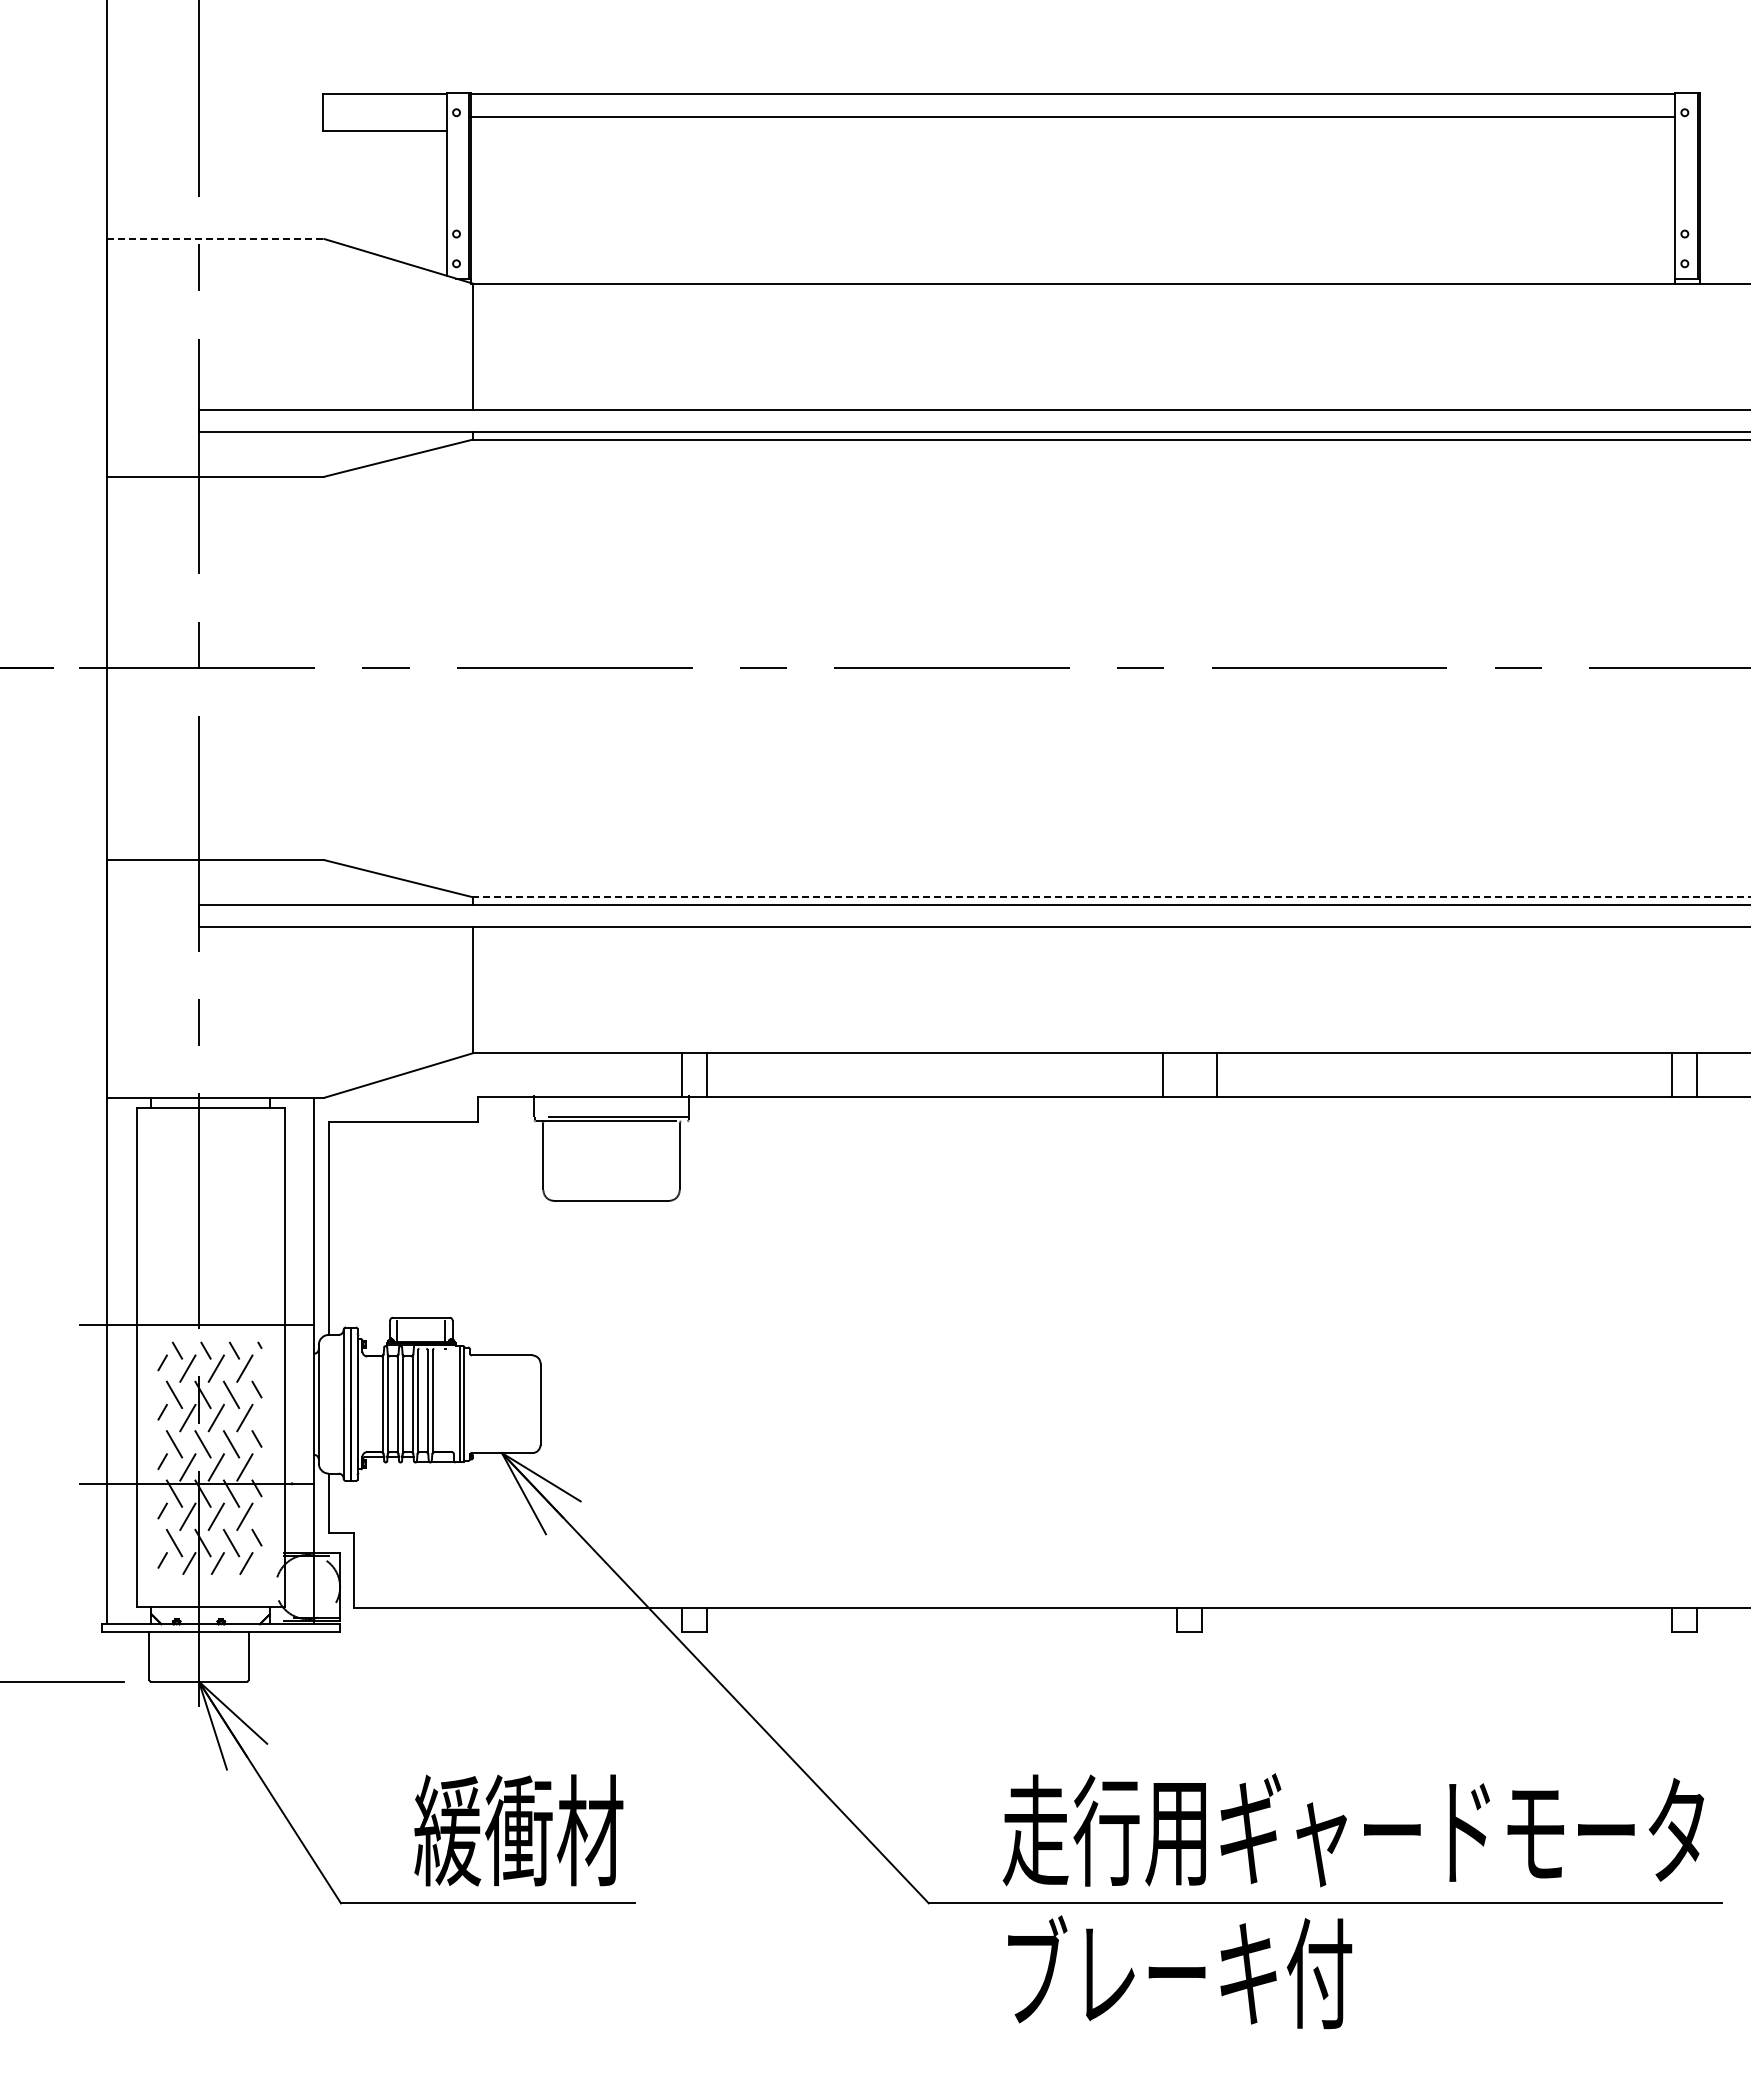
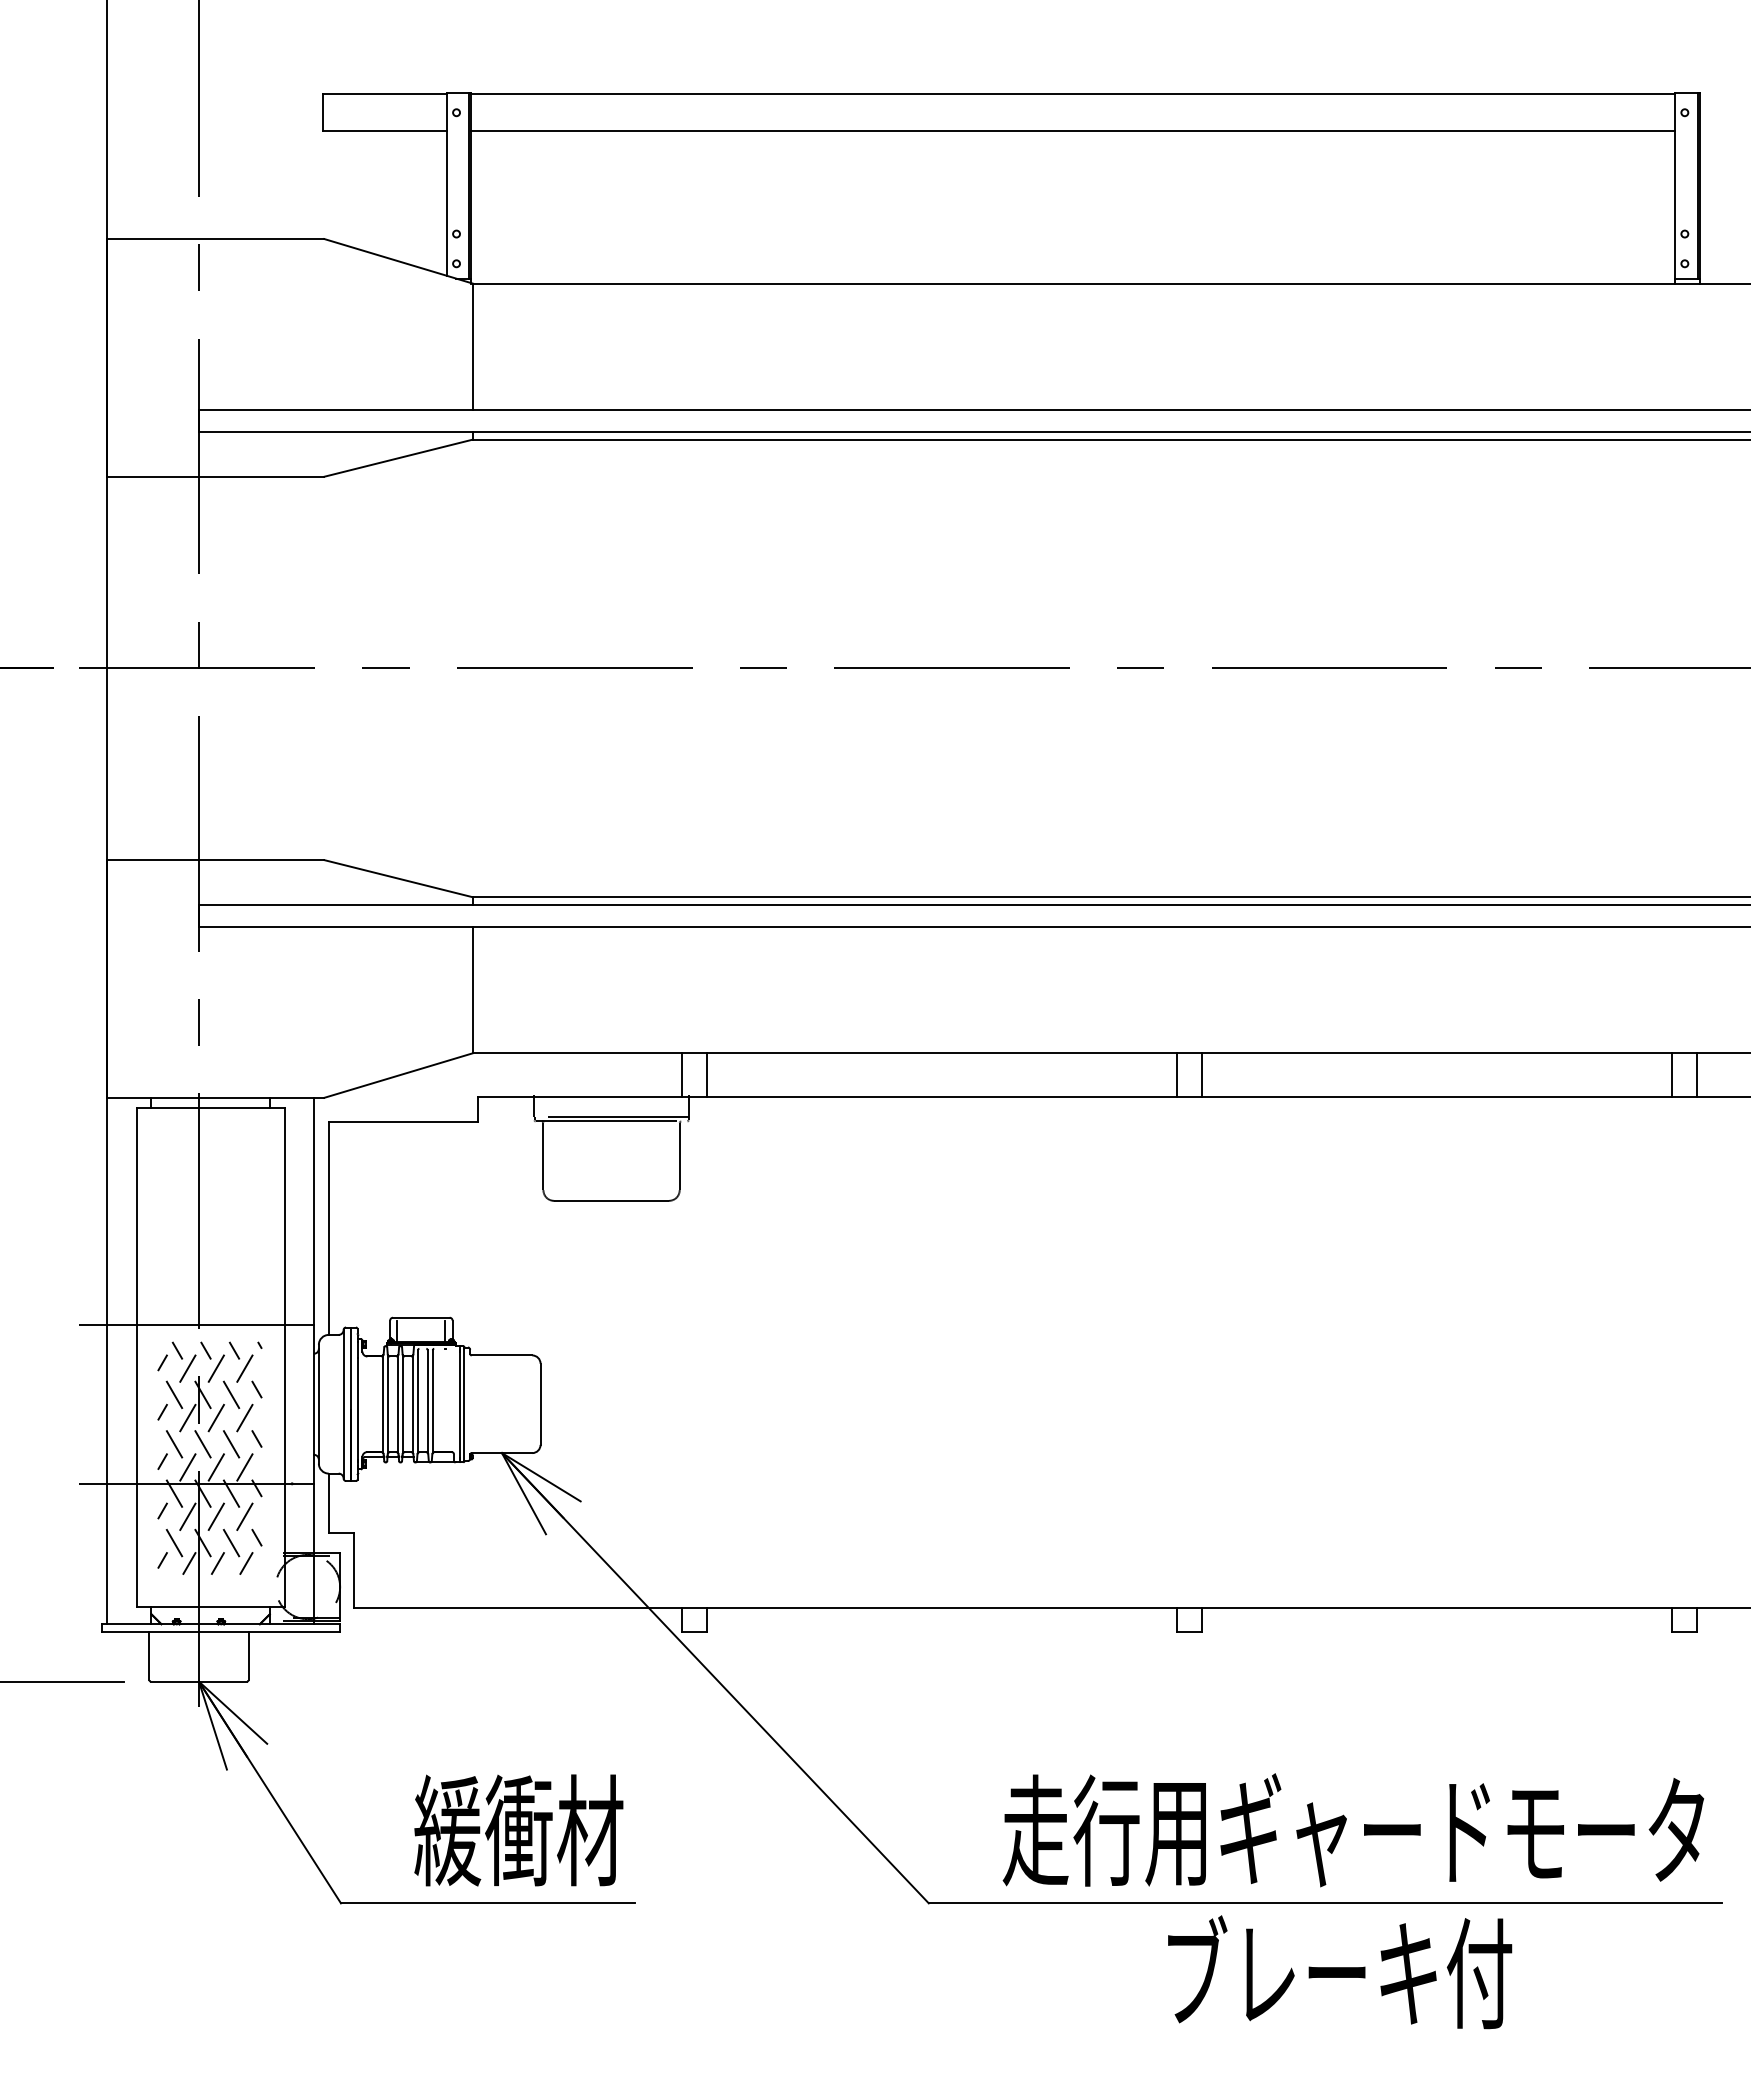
line position: (1072, 117) -> (1072, 131) (1072, 131)
line: dashed -> solid (215, 239)
line: dashed -> solid (1111, 897)
line position: (1163, 1075) -> (1177, 1075) (1177, 1075)
line position: (1216, 1075) -> (1201, 1075) (1201, 1075)
text position: (1180, 1972) -> (1340, 1972) (1340, 1972)
